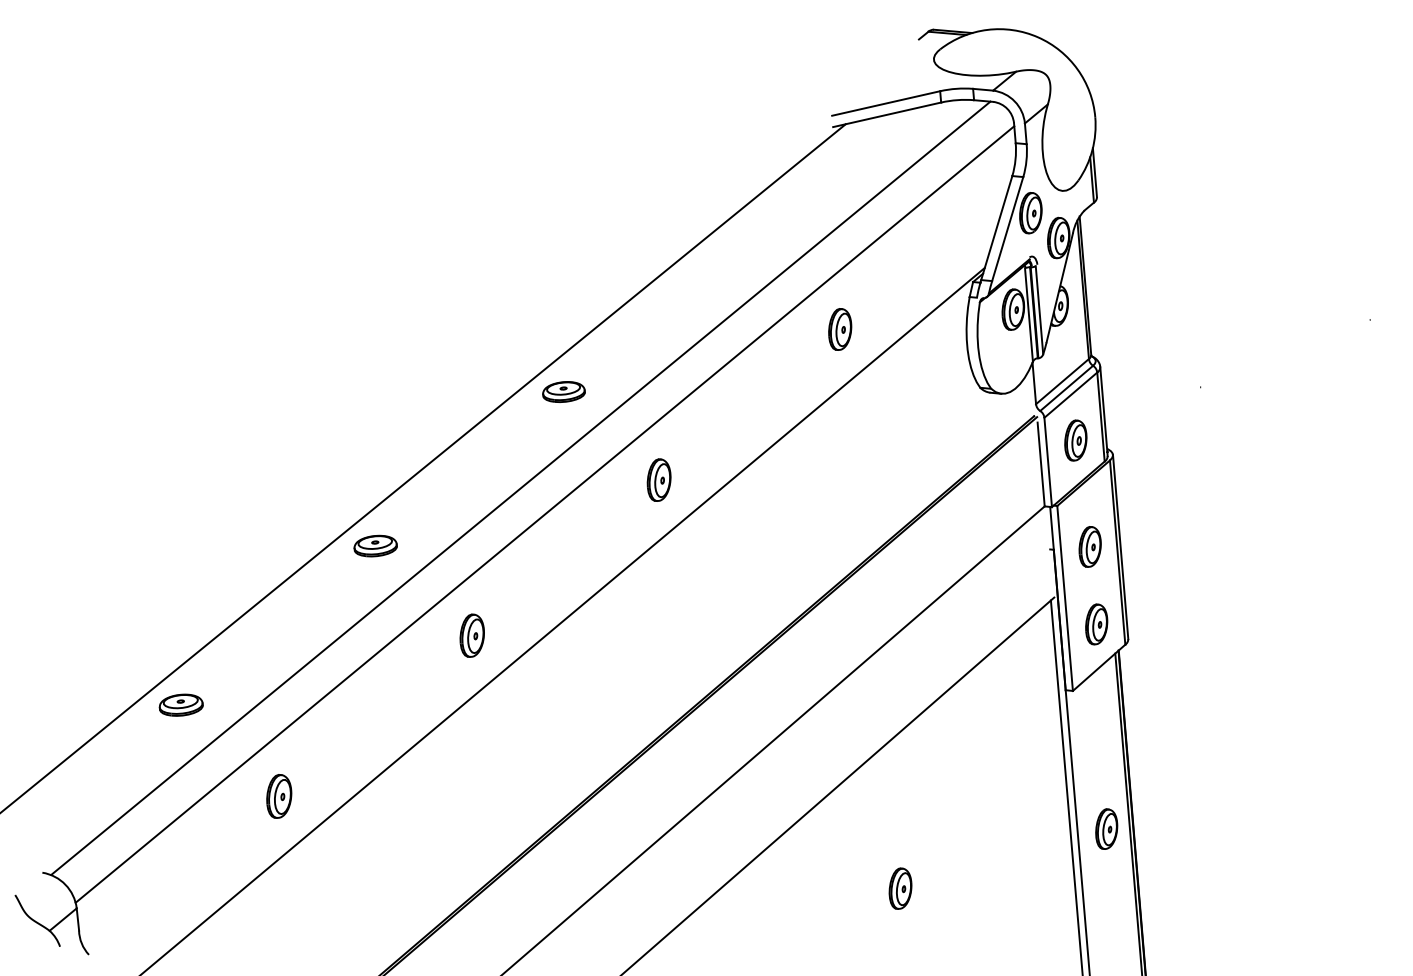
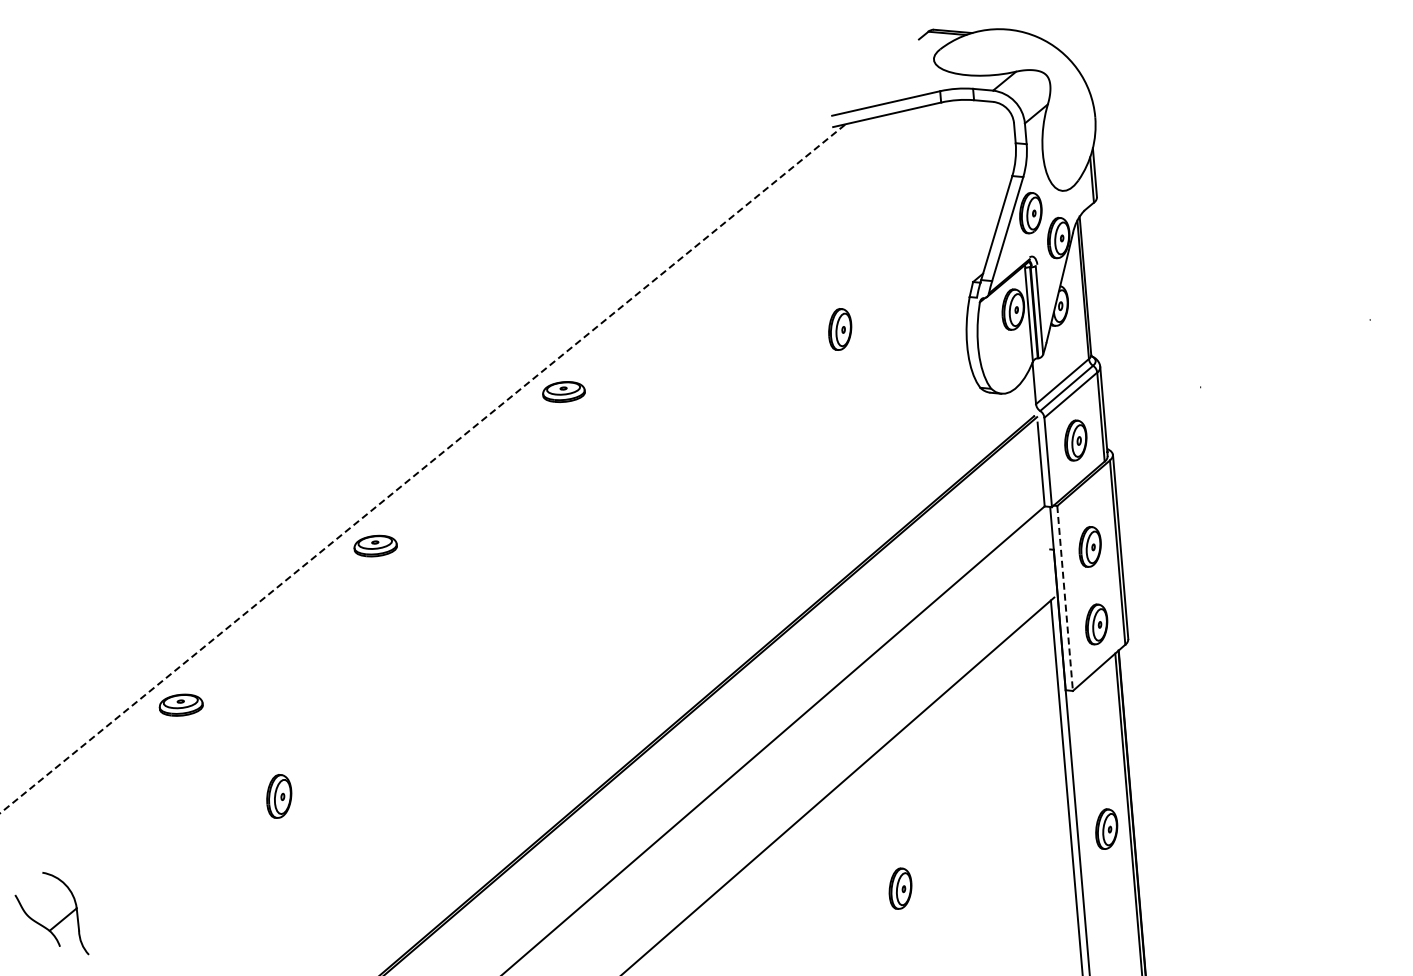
line: solid -> dashed (423, 468)
part: present -> none (658, 479)
line: present -> none (520, 487)
line: present -> none (544, 514)
line: solid -> dashed (1065, 598)
line: present -> none (563, 619)
part: present -> none (471, 635)
